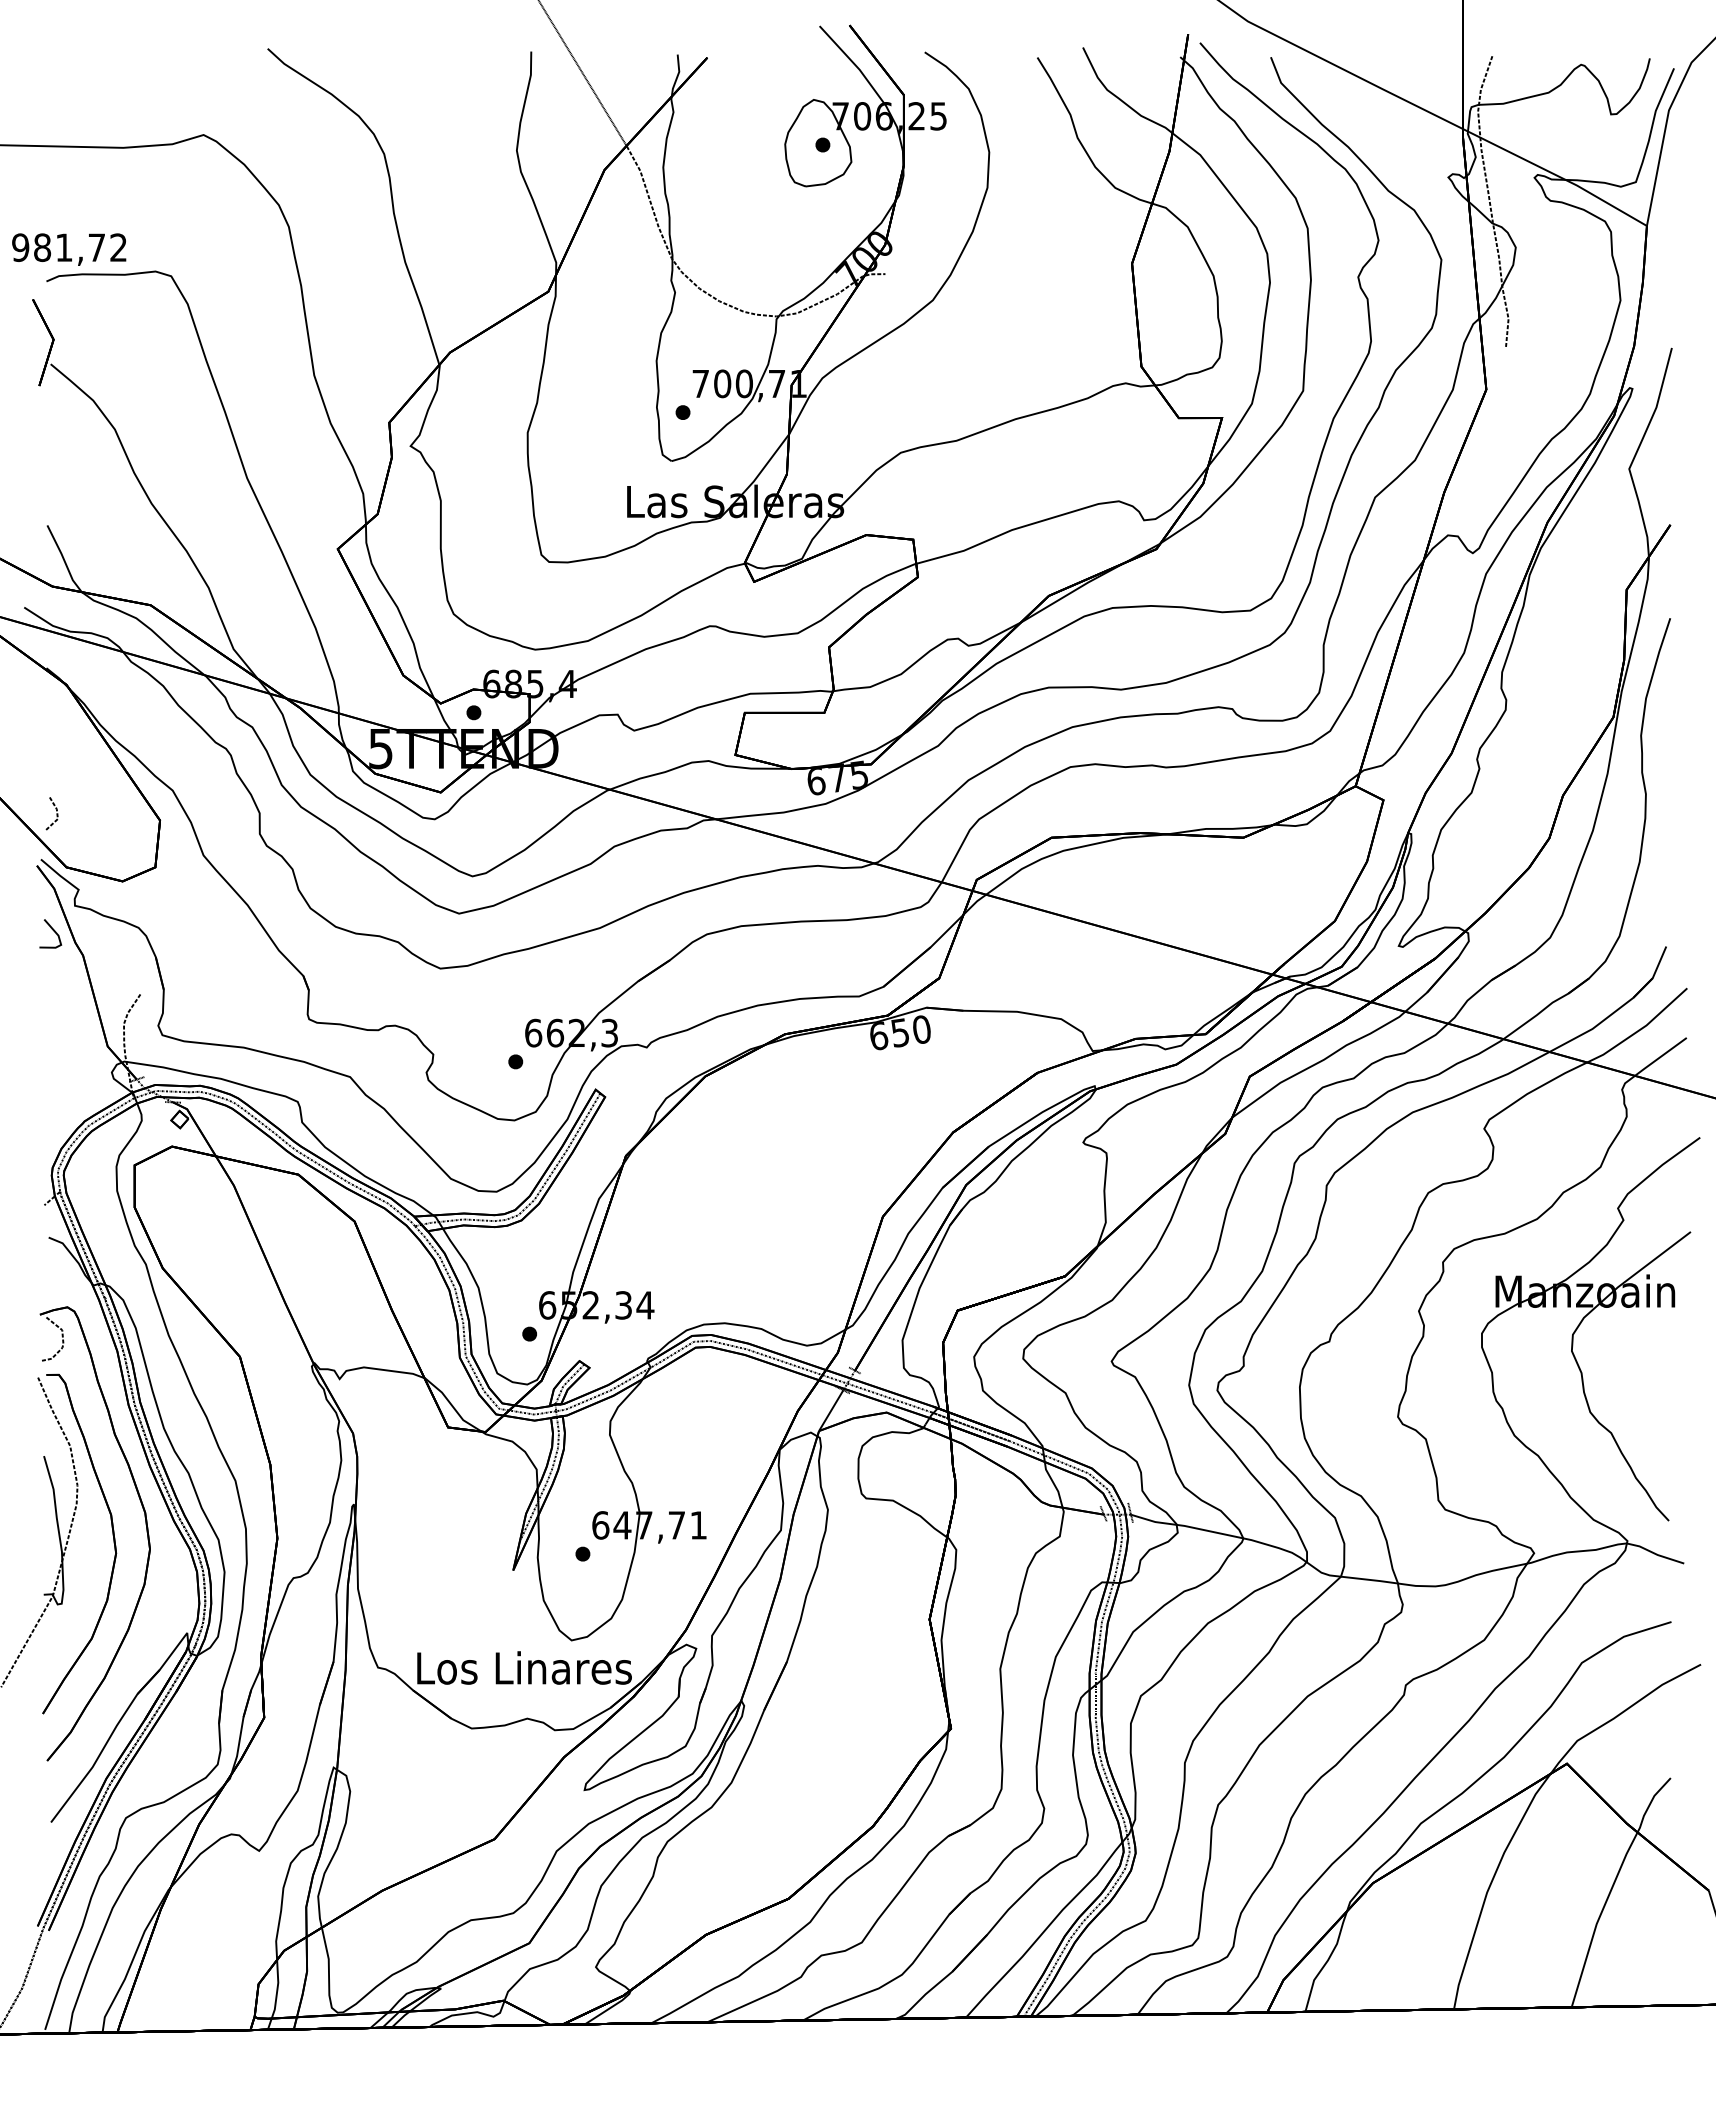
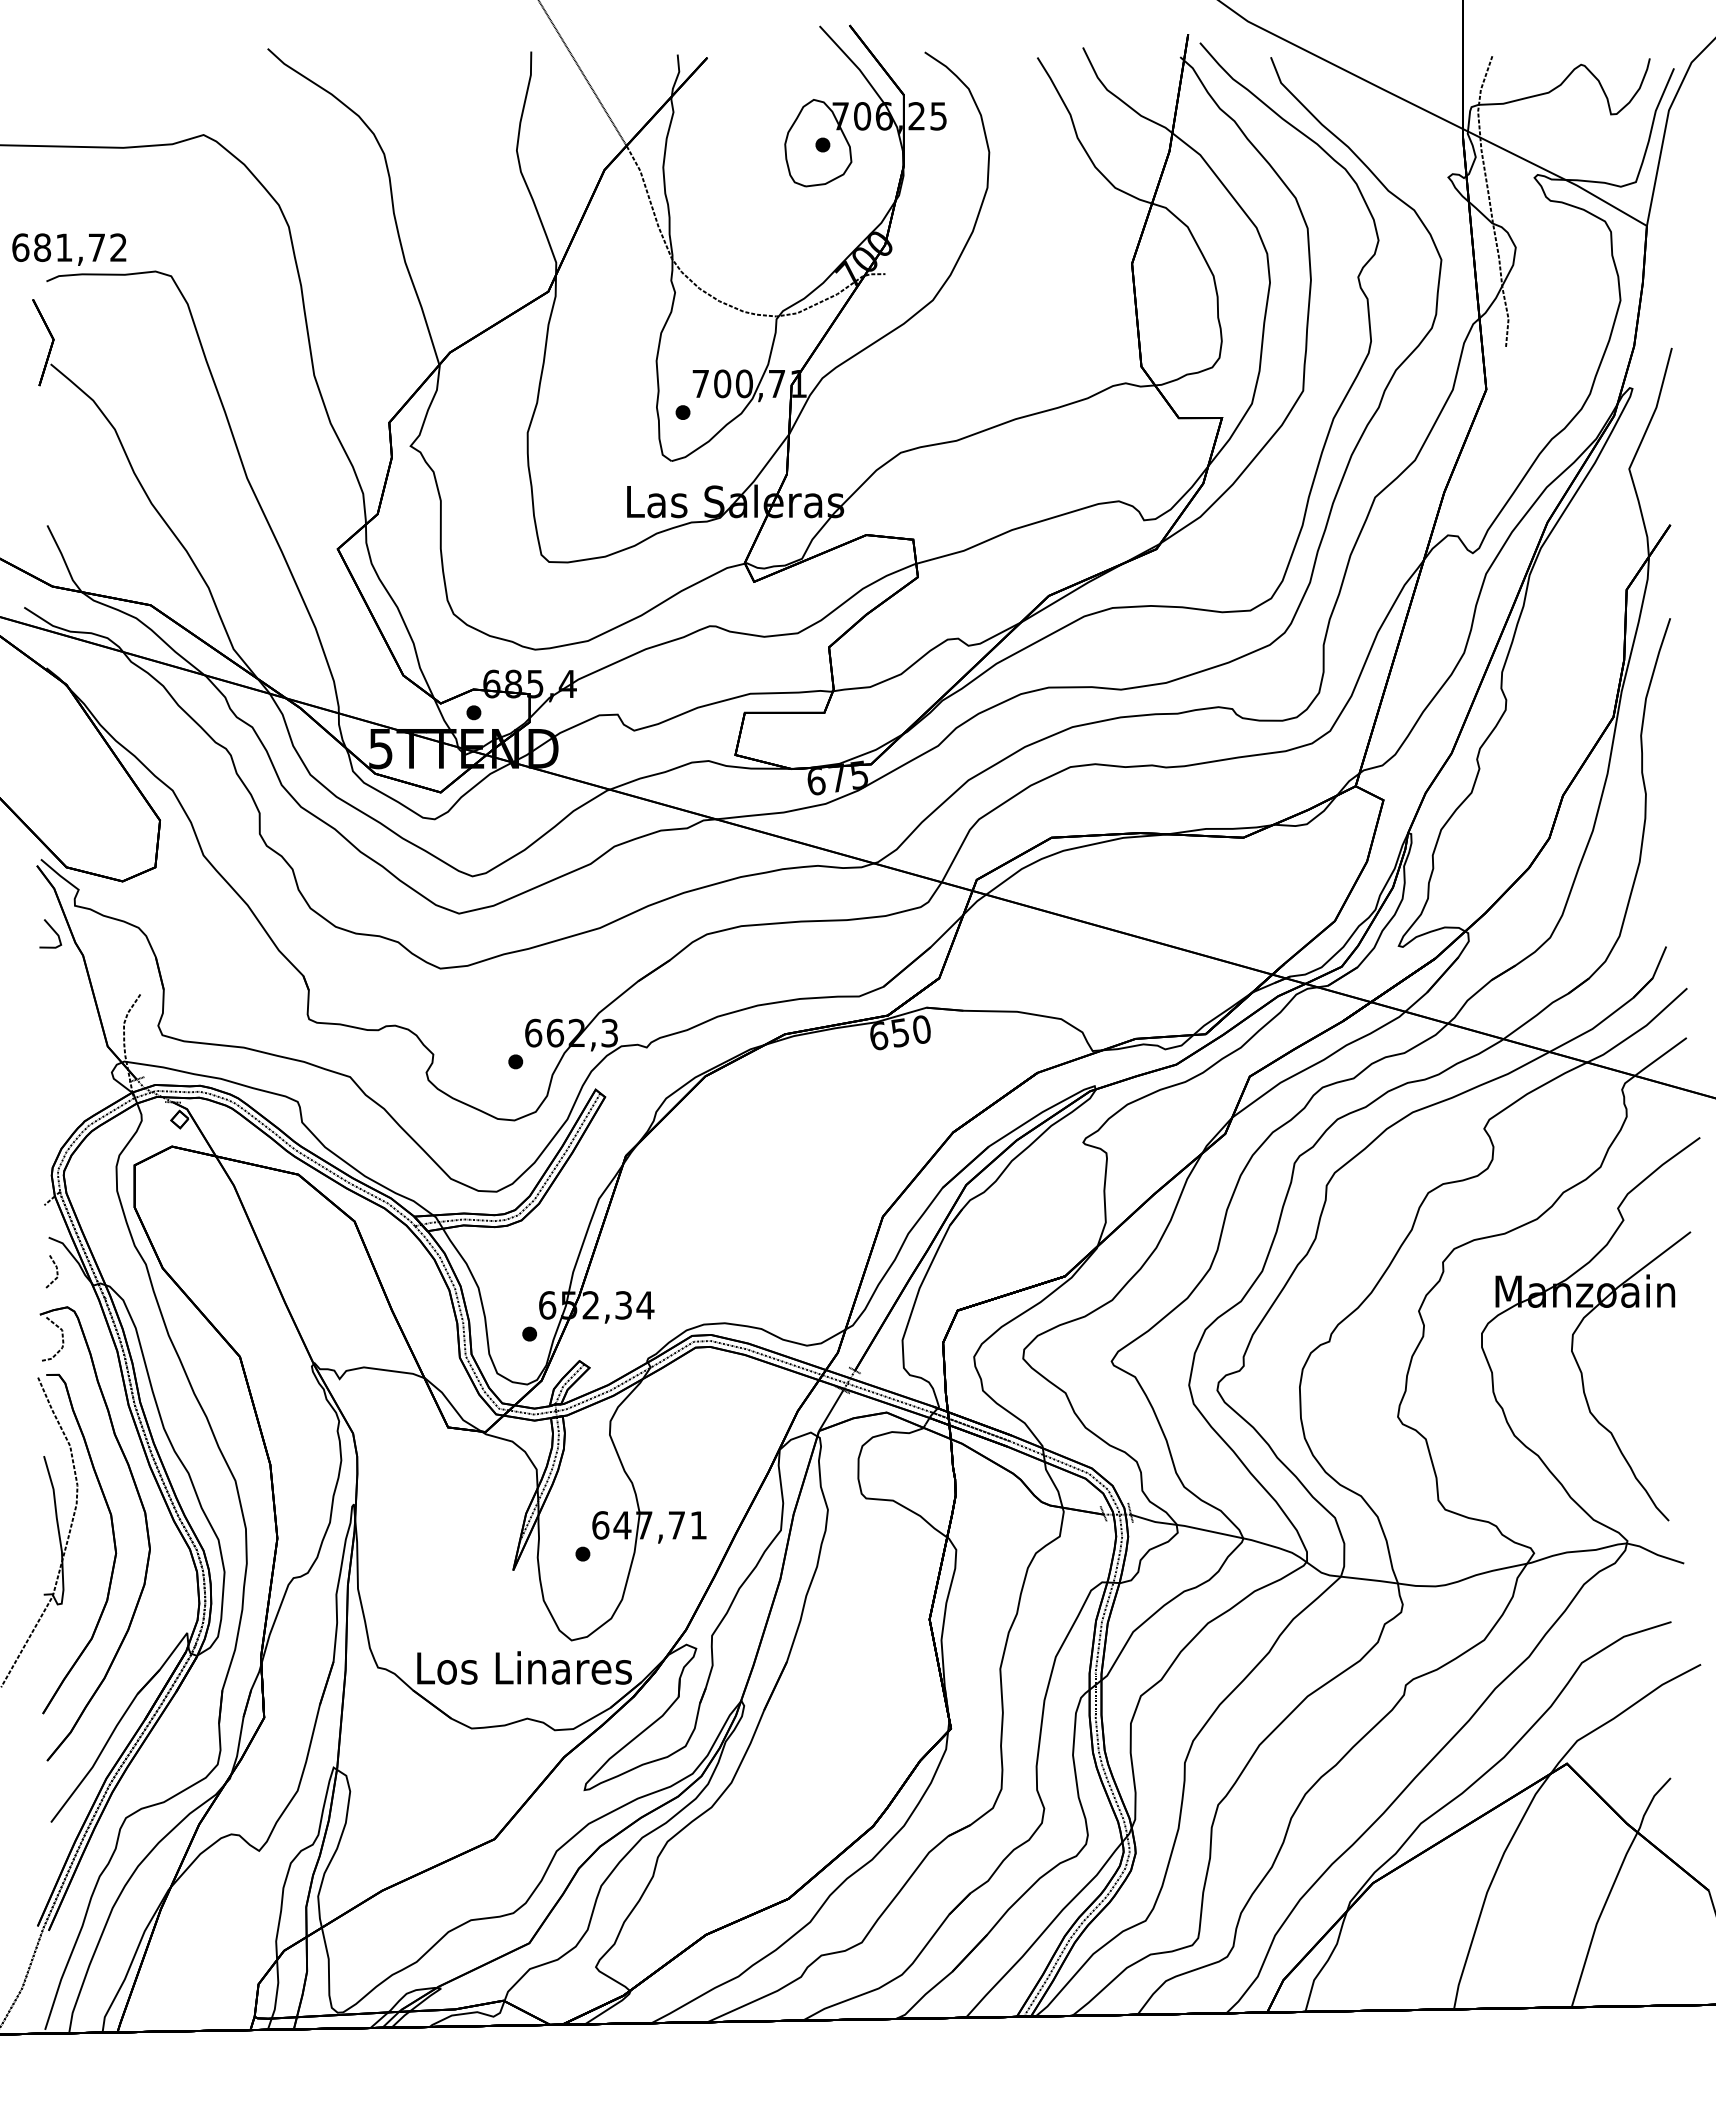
text: 981,72 -> 681,72 (20, 247)
line position: (56, 813) -> (56, 1271) (56, 1271)
